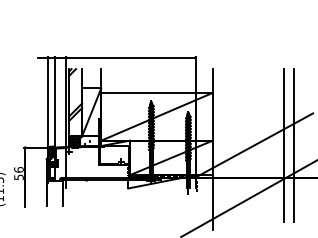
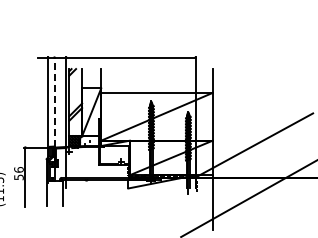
line: solid -> dashed (54, 101)
line: present -> none (283, 145)
line: present -> none (294, 145)
